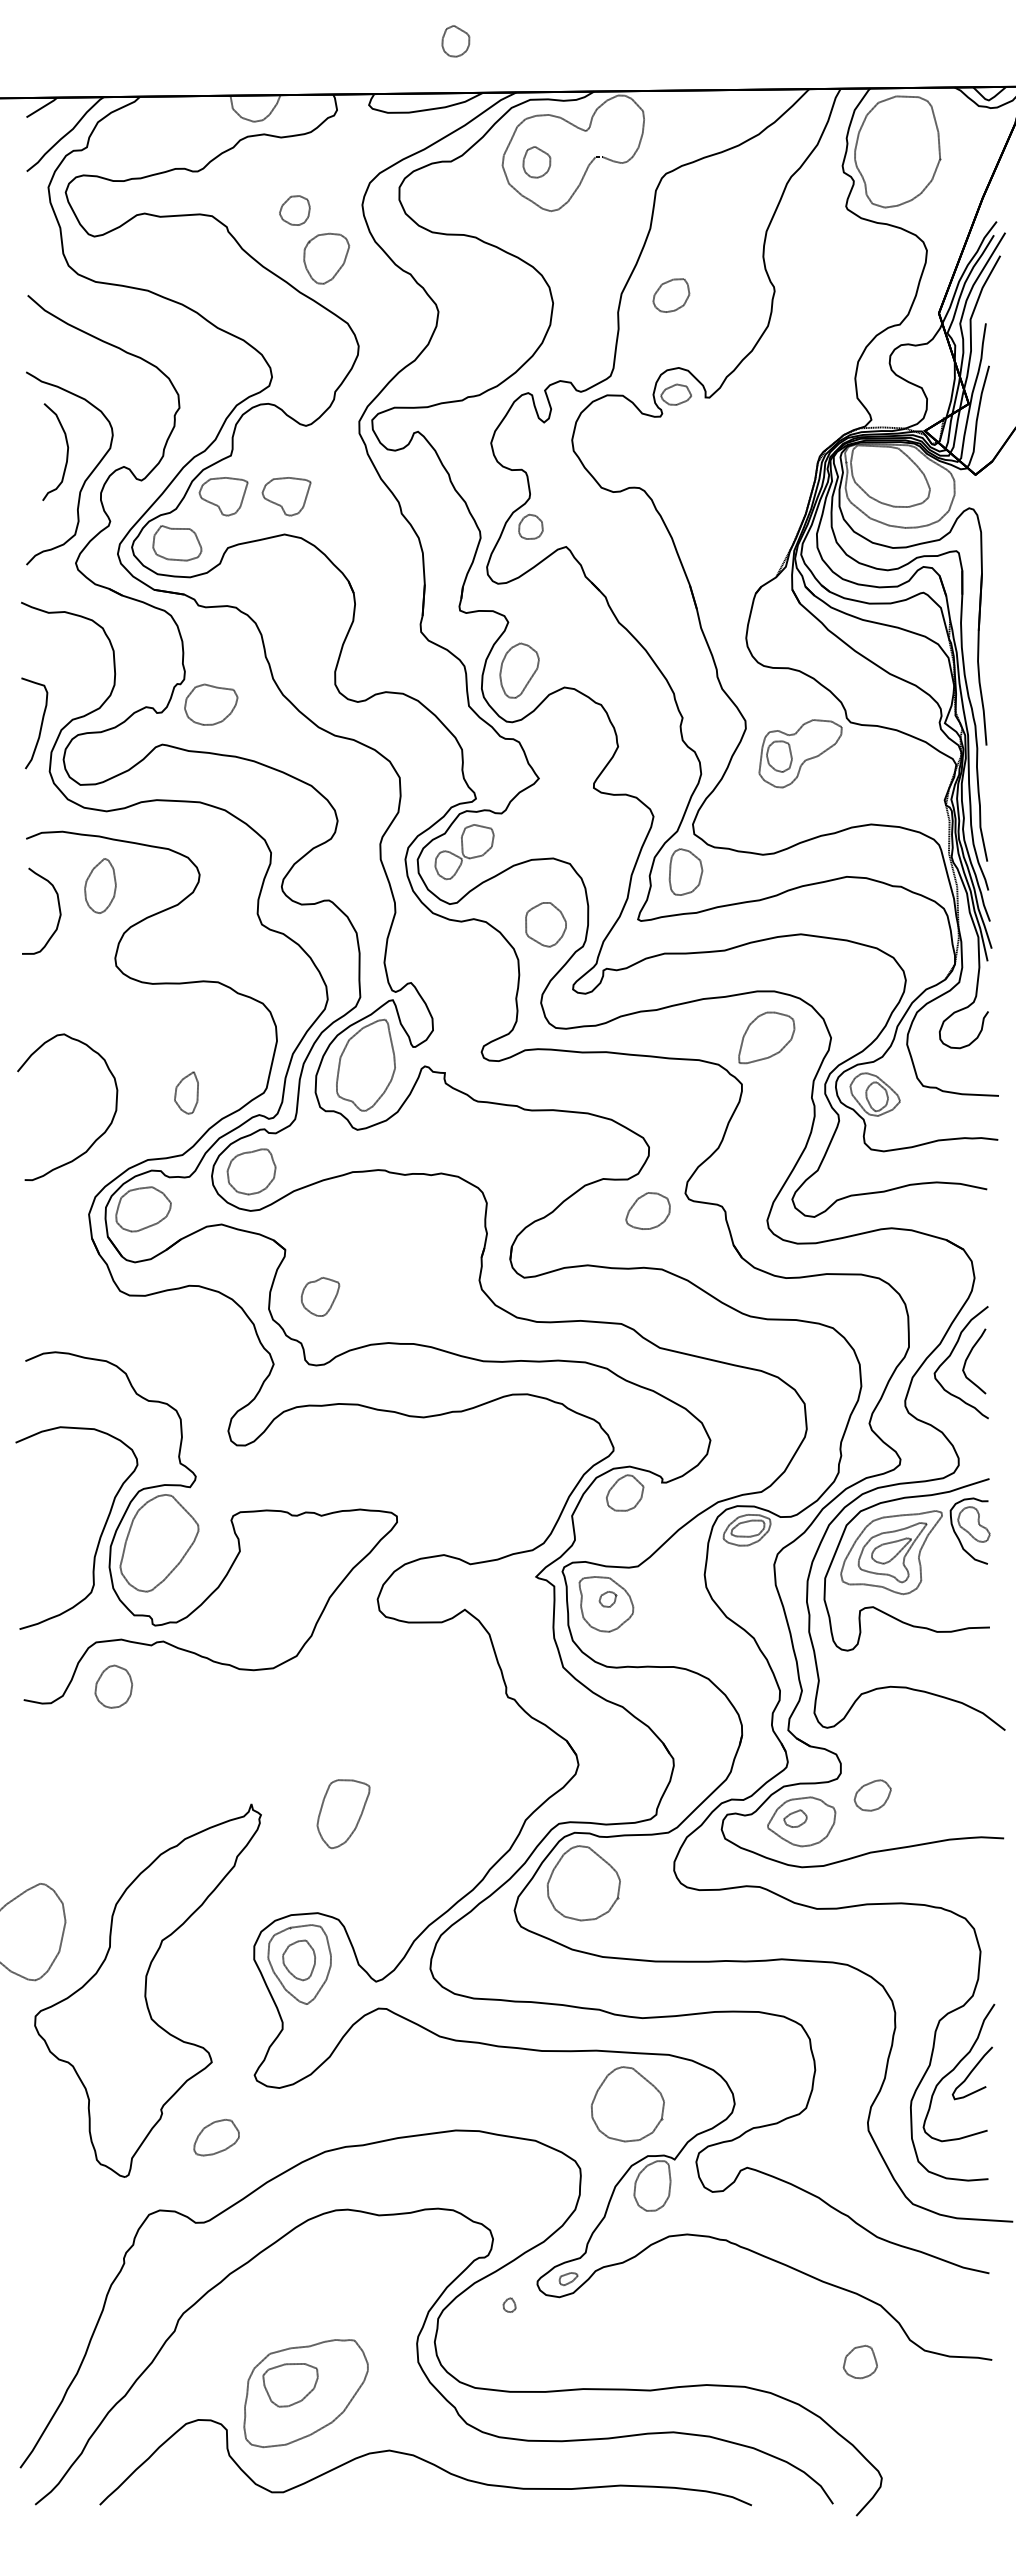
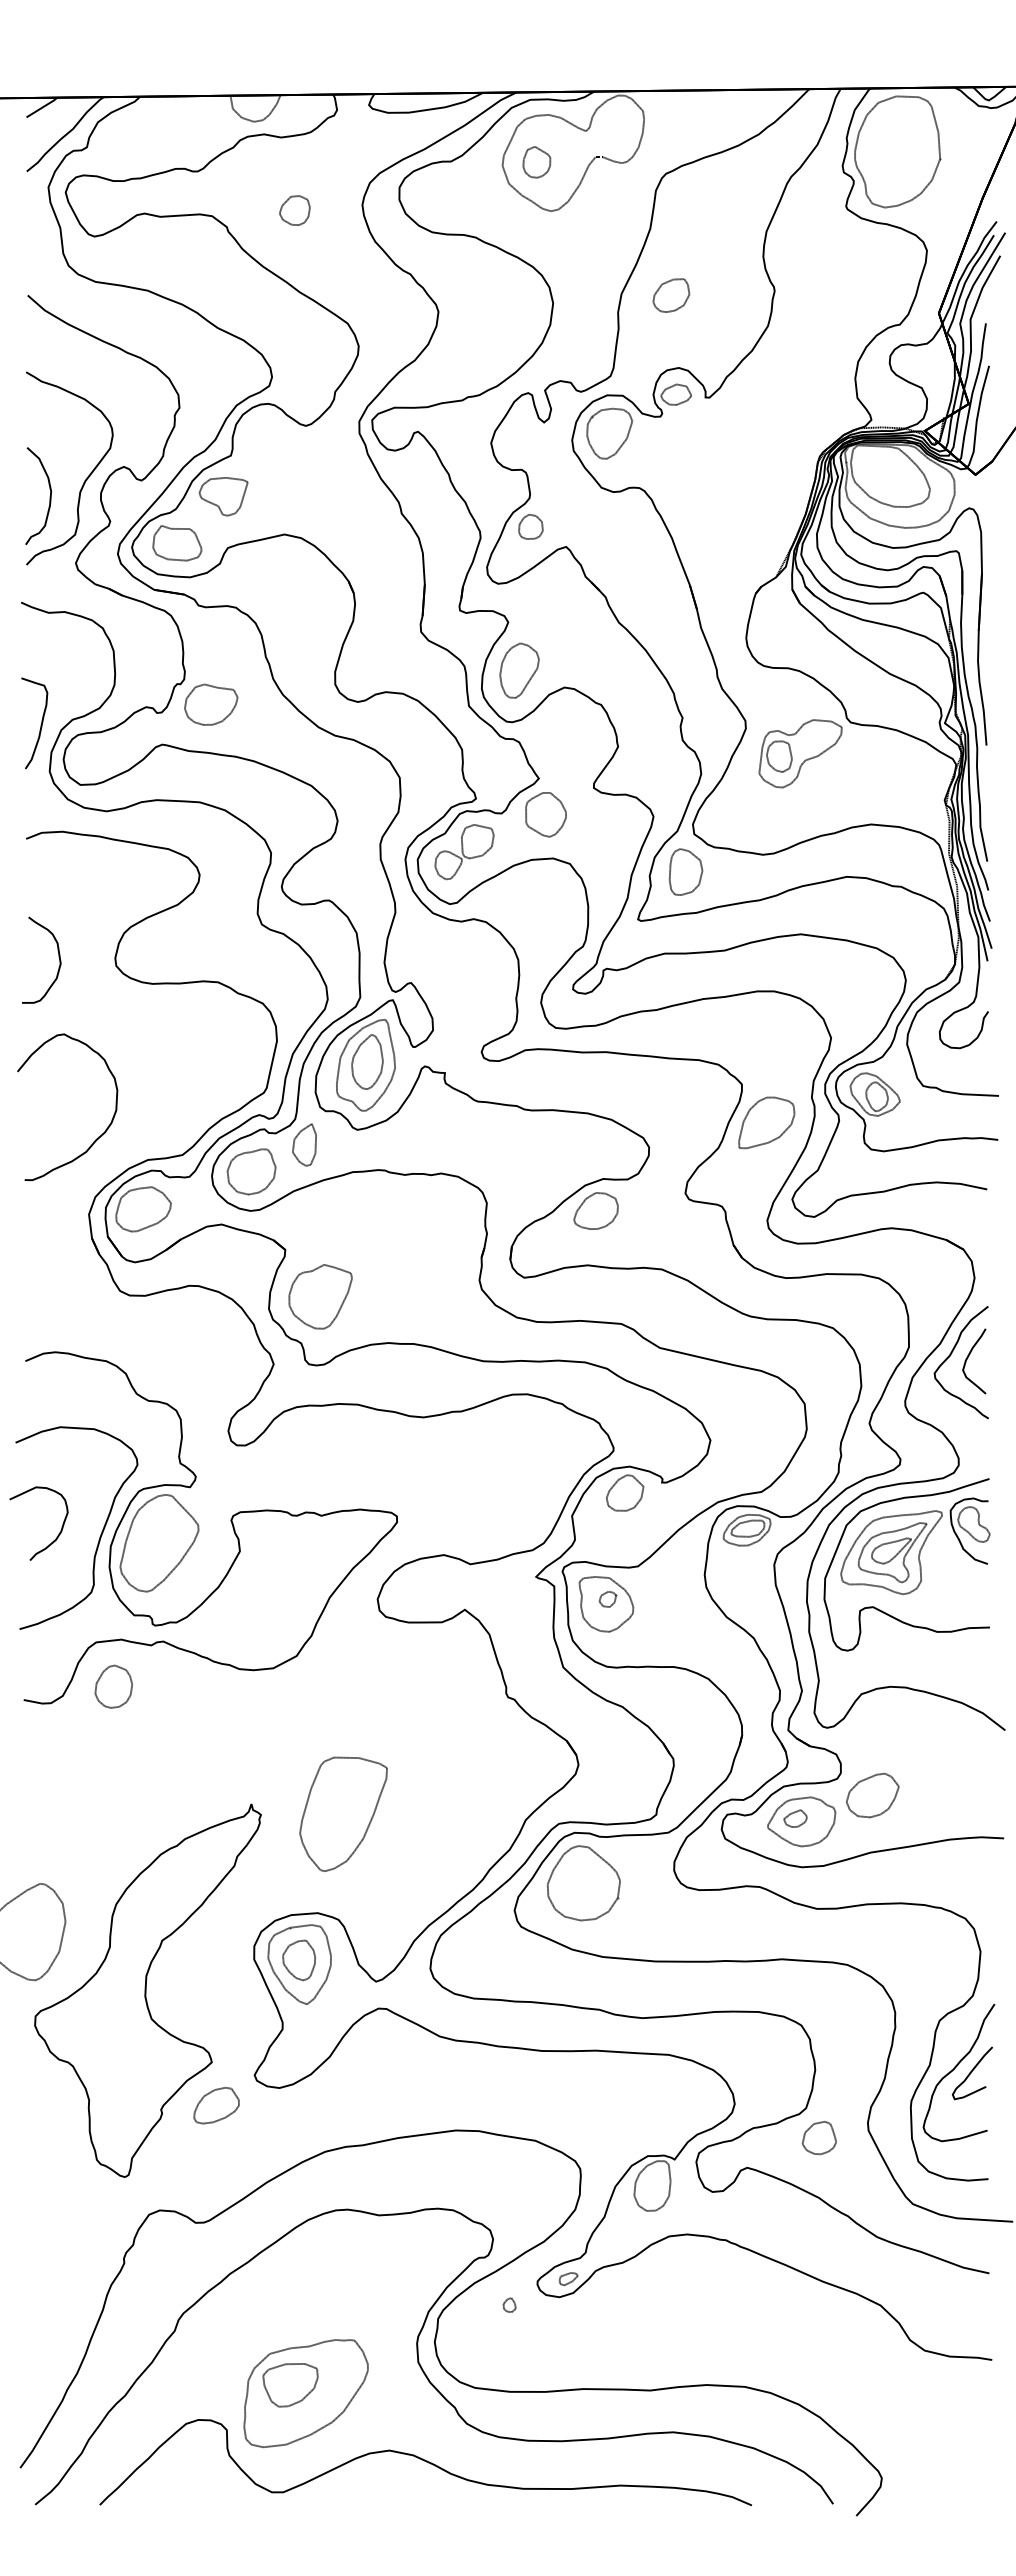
part: present -> none (455, 41)
part position: (326, 258) -> (609, 433) (609, 433)
part position: (66, 452) -> (49, 496) (49, 496)
part: present -> none (286, 496)
part position: (100, 885) -> (367, 1061) (367, 1061)
curve position: (58, 908) -> (58, 957) (58, 957)
part position: (545, 924) -> (545, 814) (545, 814)
part position: (766, 1037) -> (766, 1122) (766, 1122)
part position: (186, 1092) -> (304, 1144) (304, 1144)
part position: (647, 1210) -> (595, 1210) (595, 1210)
part size: 40x40 px -> 65x66 px (320, 1296)
curve: none -> present (57, 1535)
part size: 39x33 px -> 54x47 px (872, 1795)
part size: 55x70 px -> 89x116 px (343, 1813)
part: present -> none (627, 2104)
part position: (216, 2137) -> (216, 2105) (216, 2105)
part position: (859, 2362) -> (818, 2138) (818, 2138)
